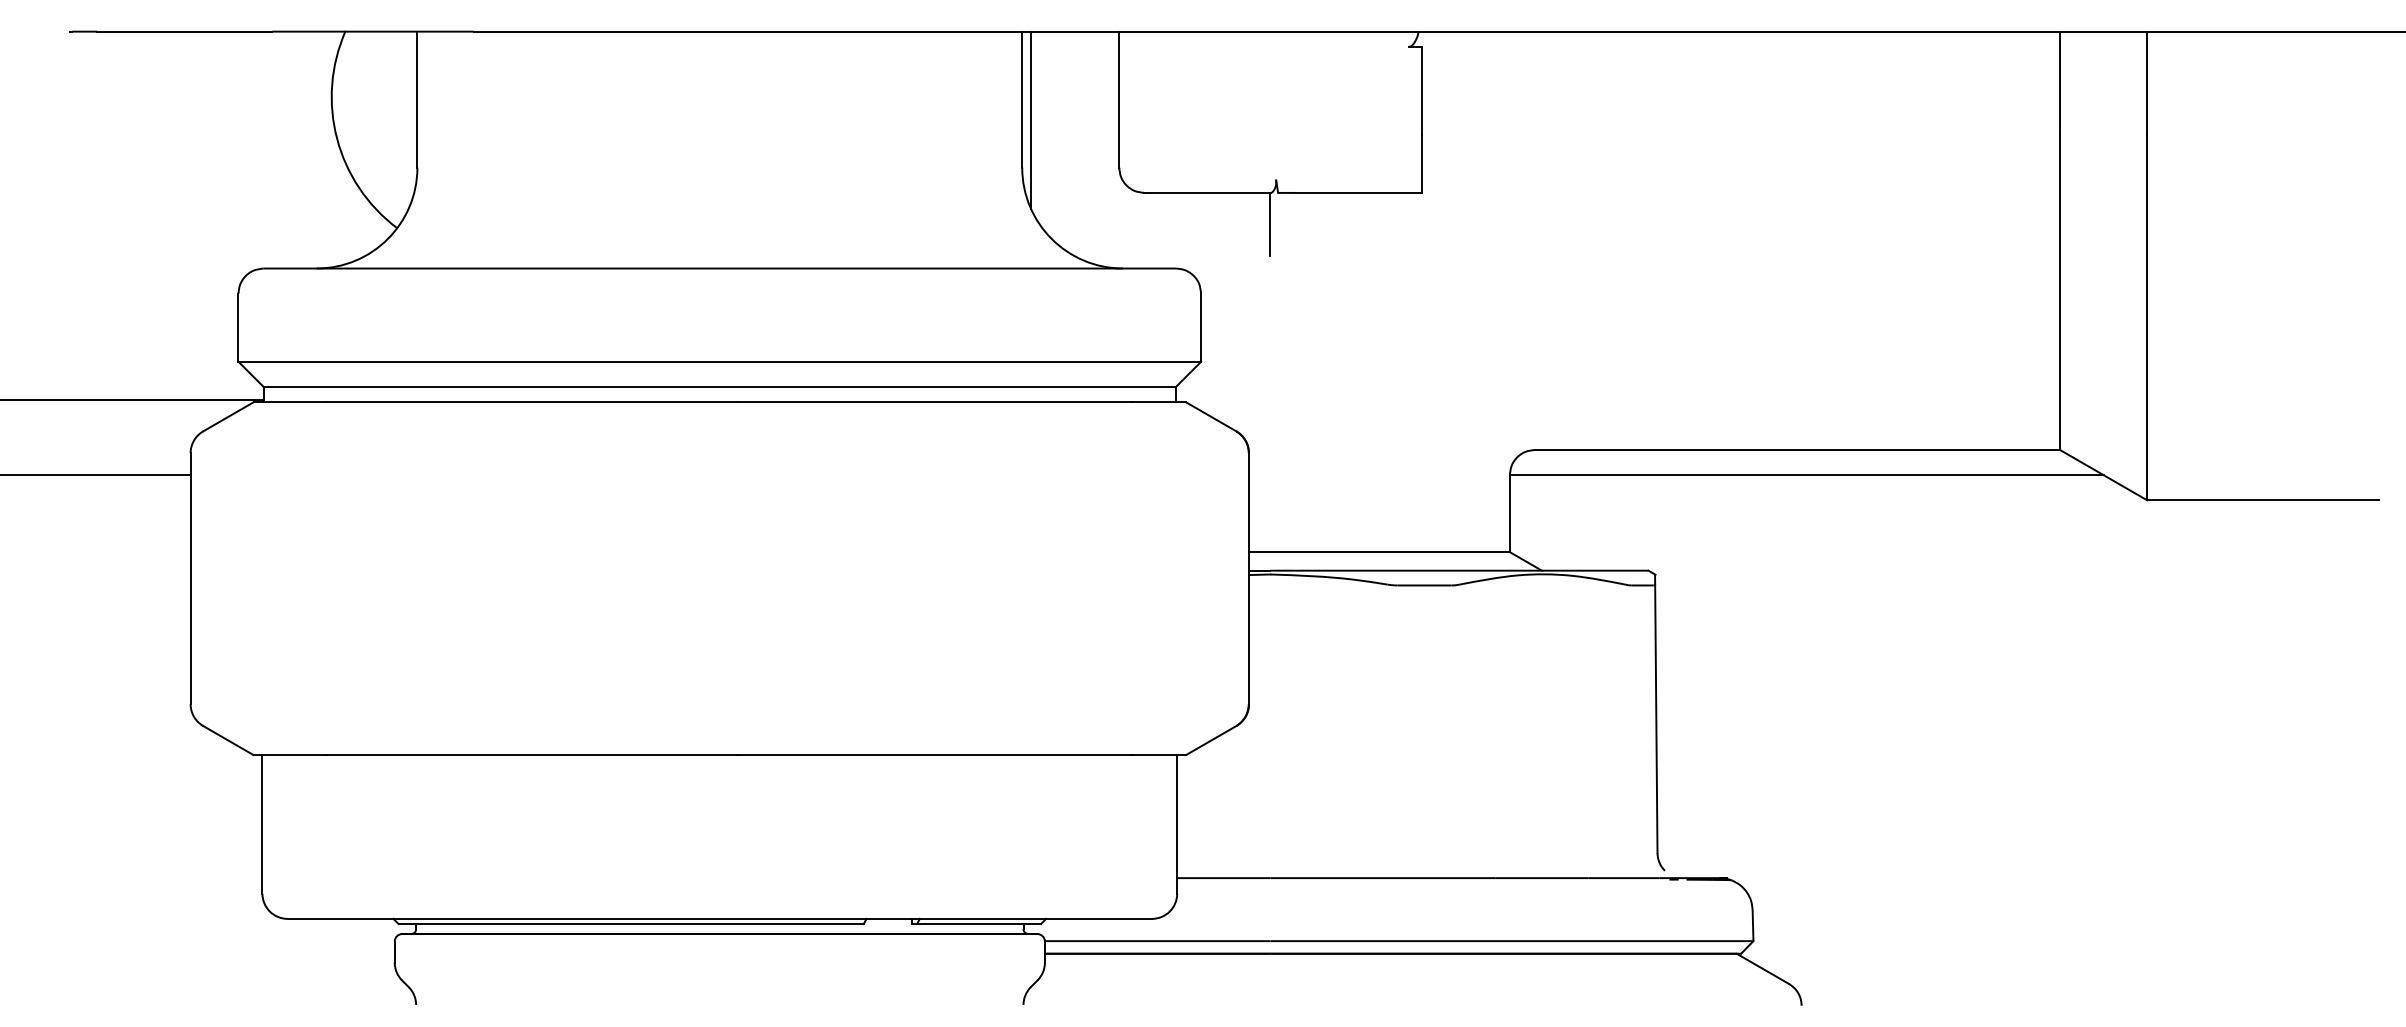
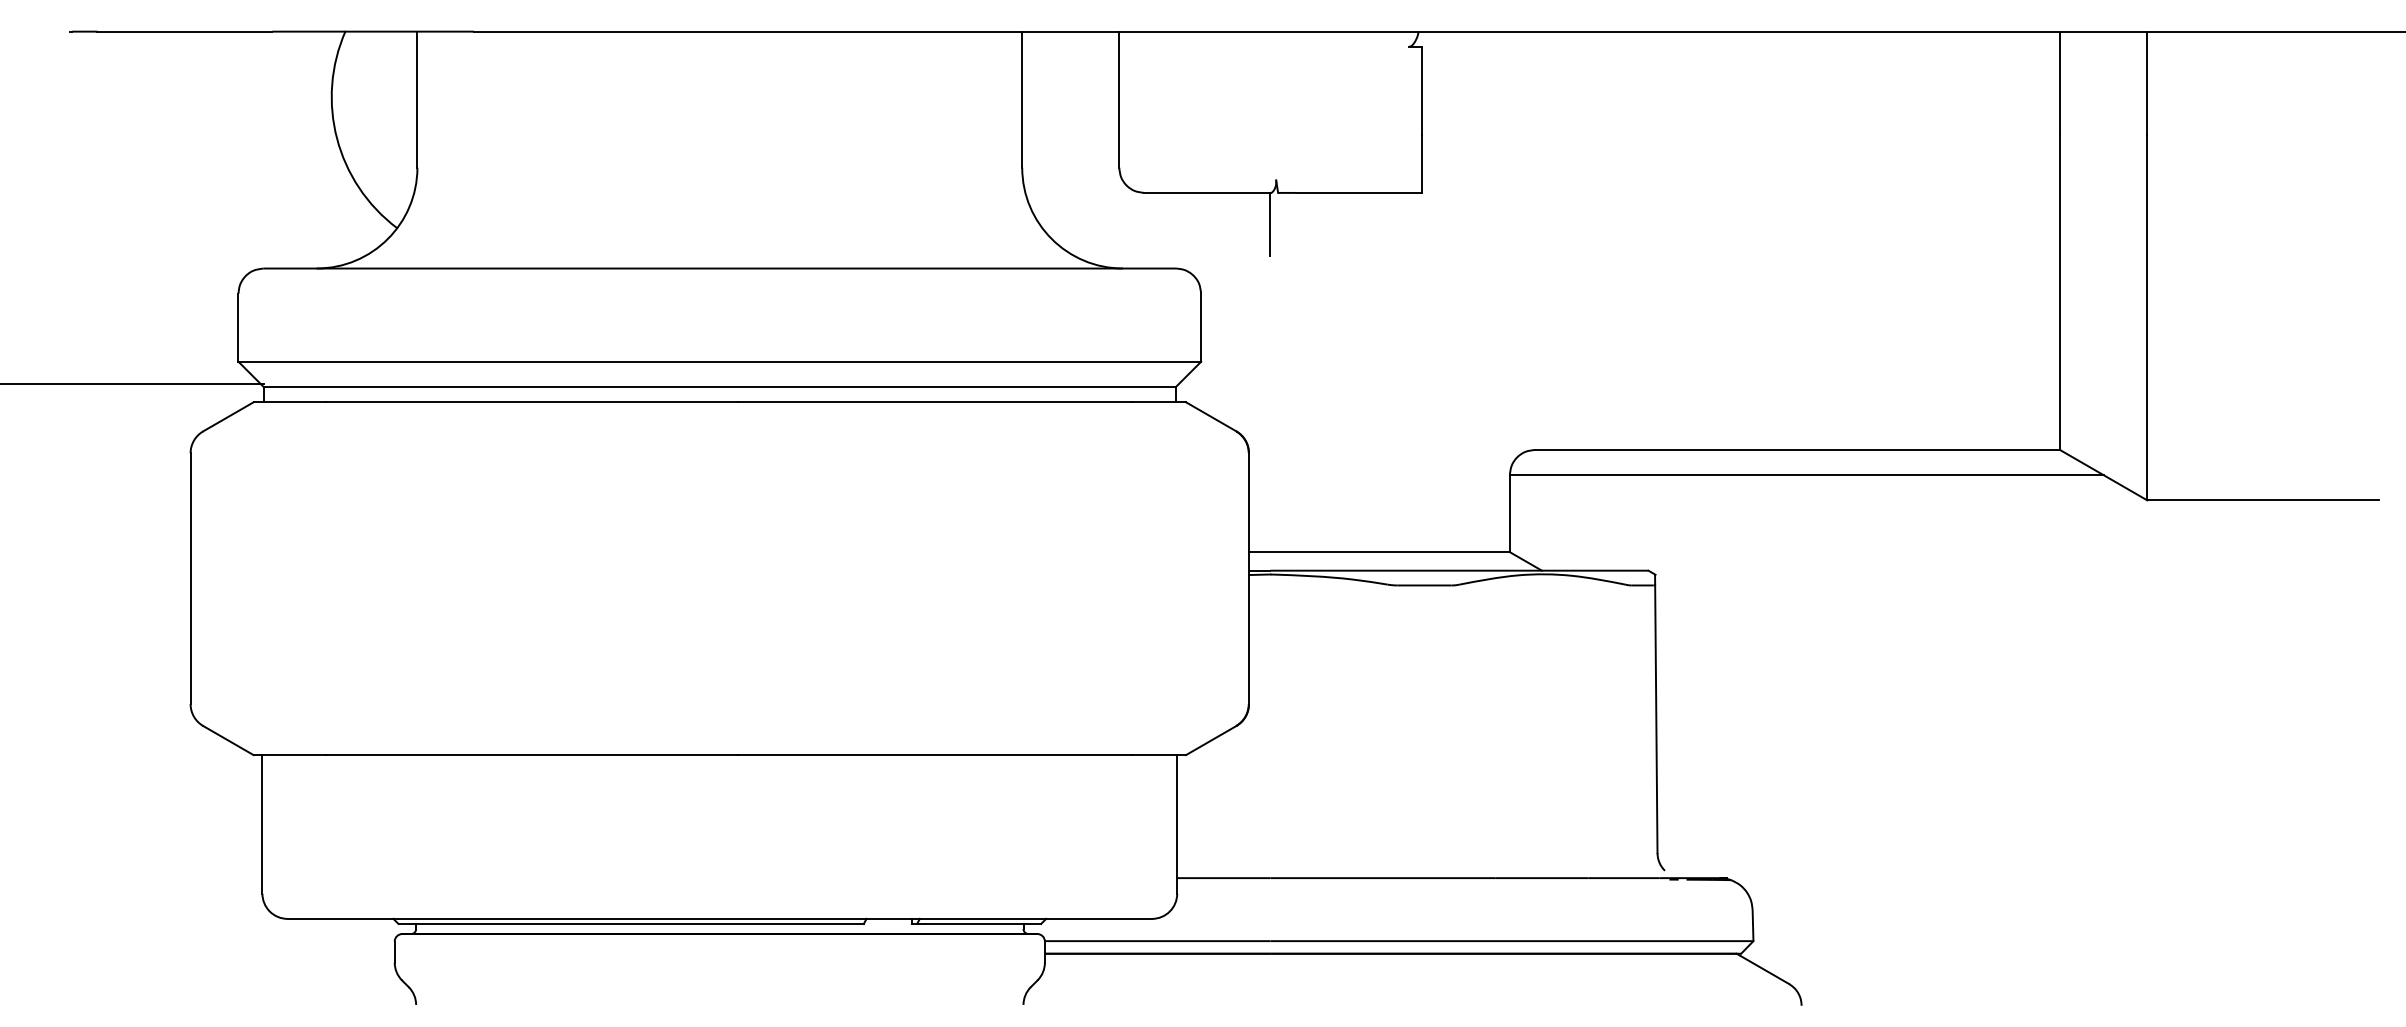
line: present -> none (1031, 119)
line position: (132, 399) -> (132, 383) (132, 383)
line: present -> none (96, 475)
